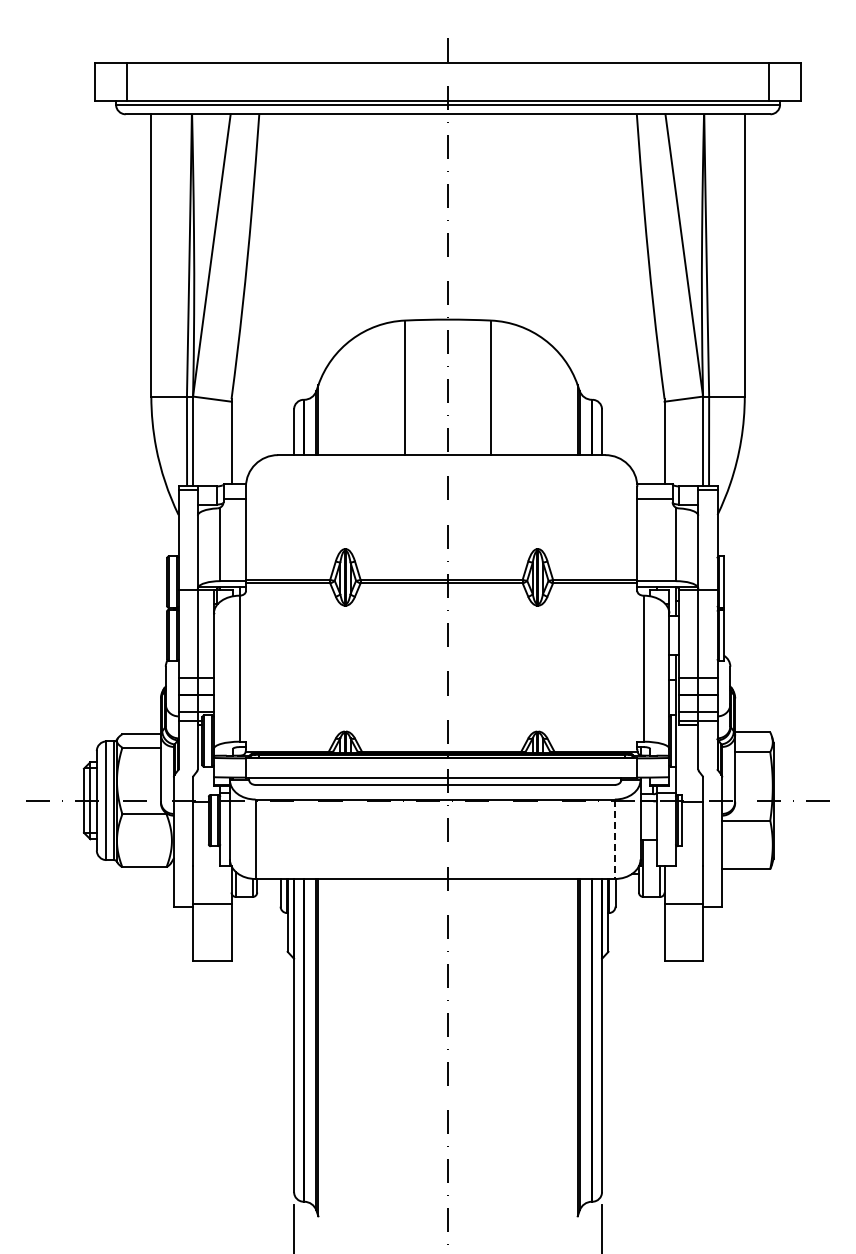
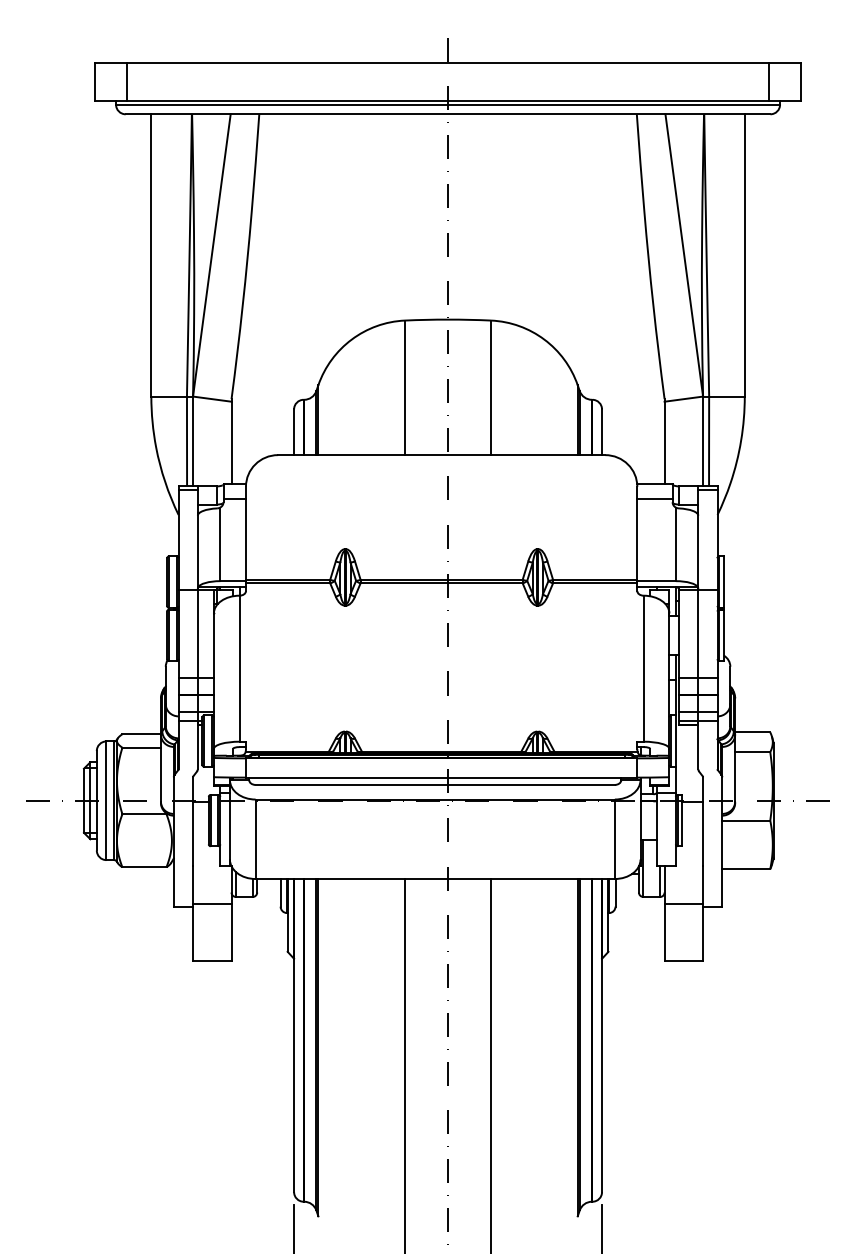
line: dashed -> solid (614, 839)
line: none -> present (405, 1064)
line: none -> present (491, 1064)
